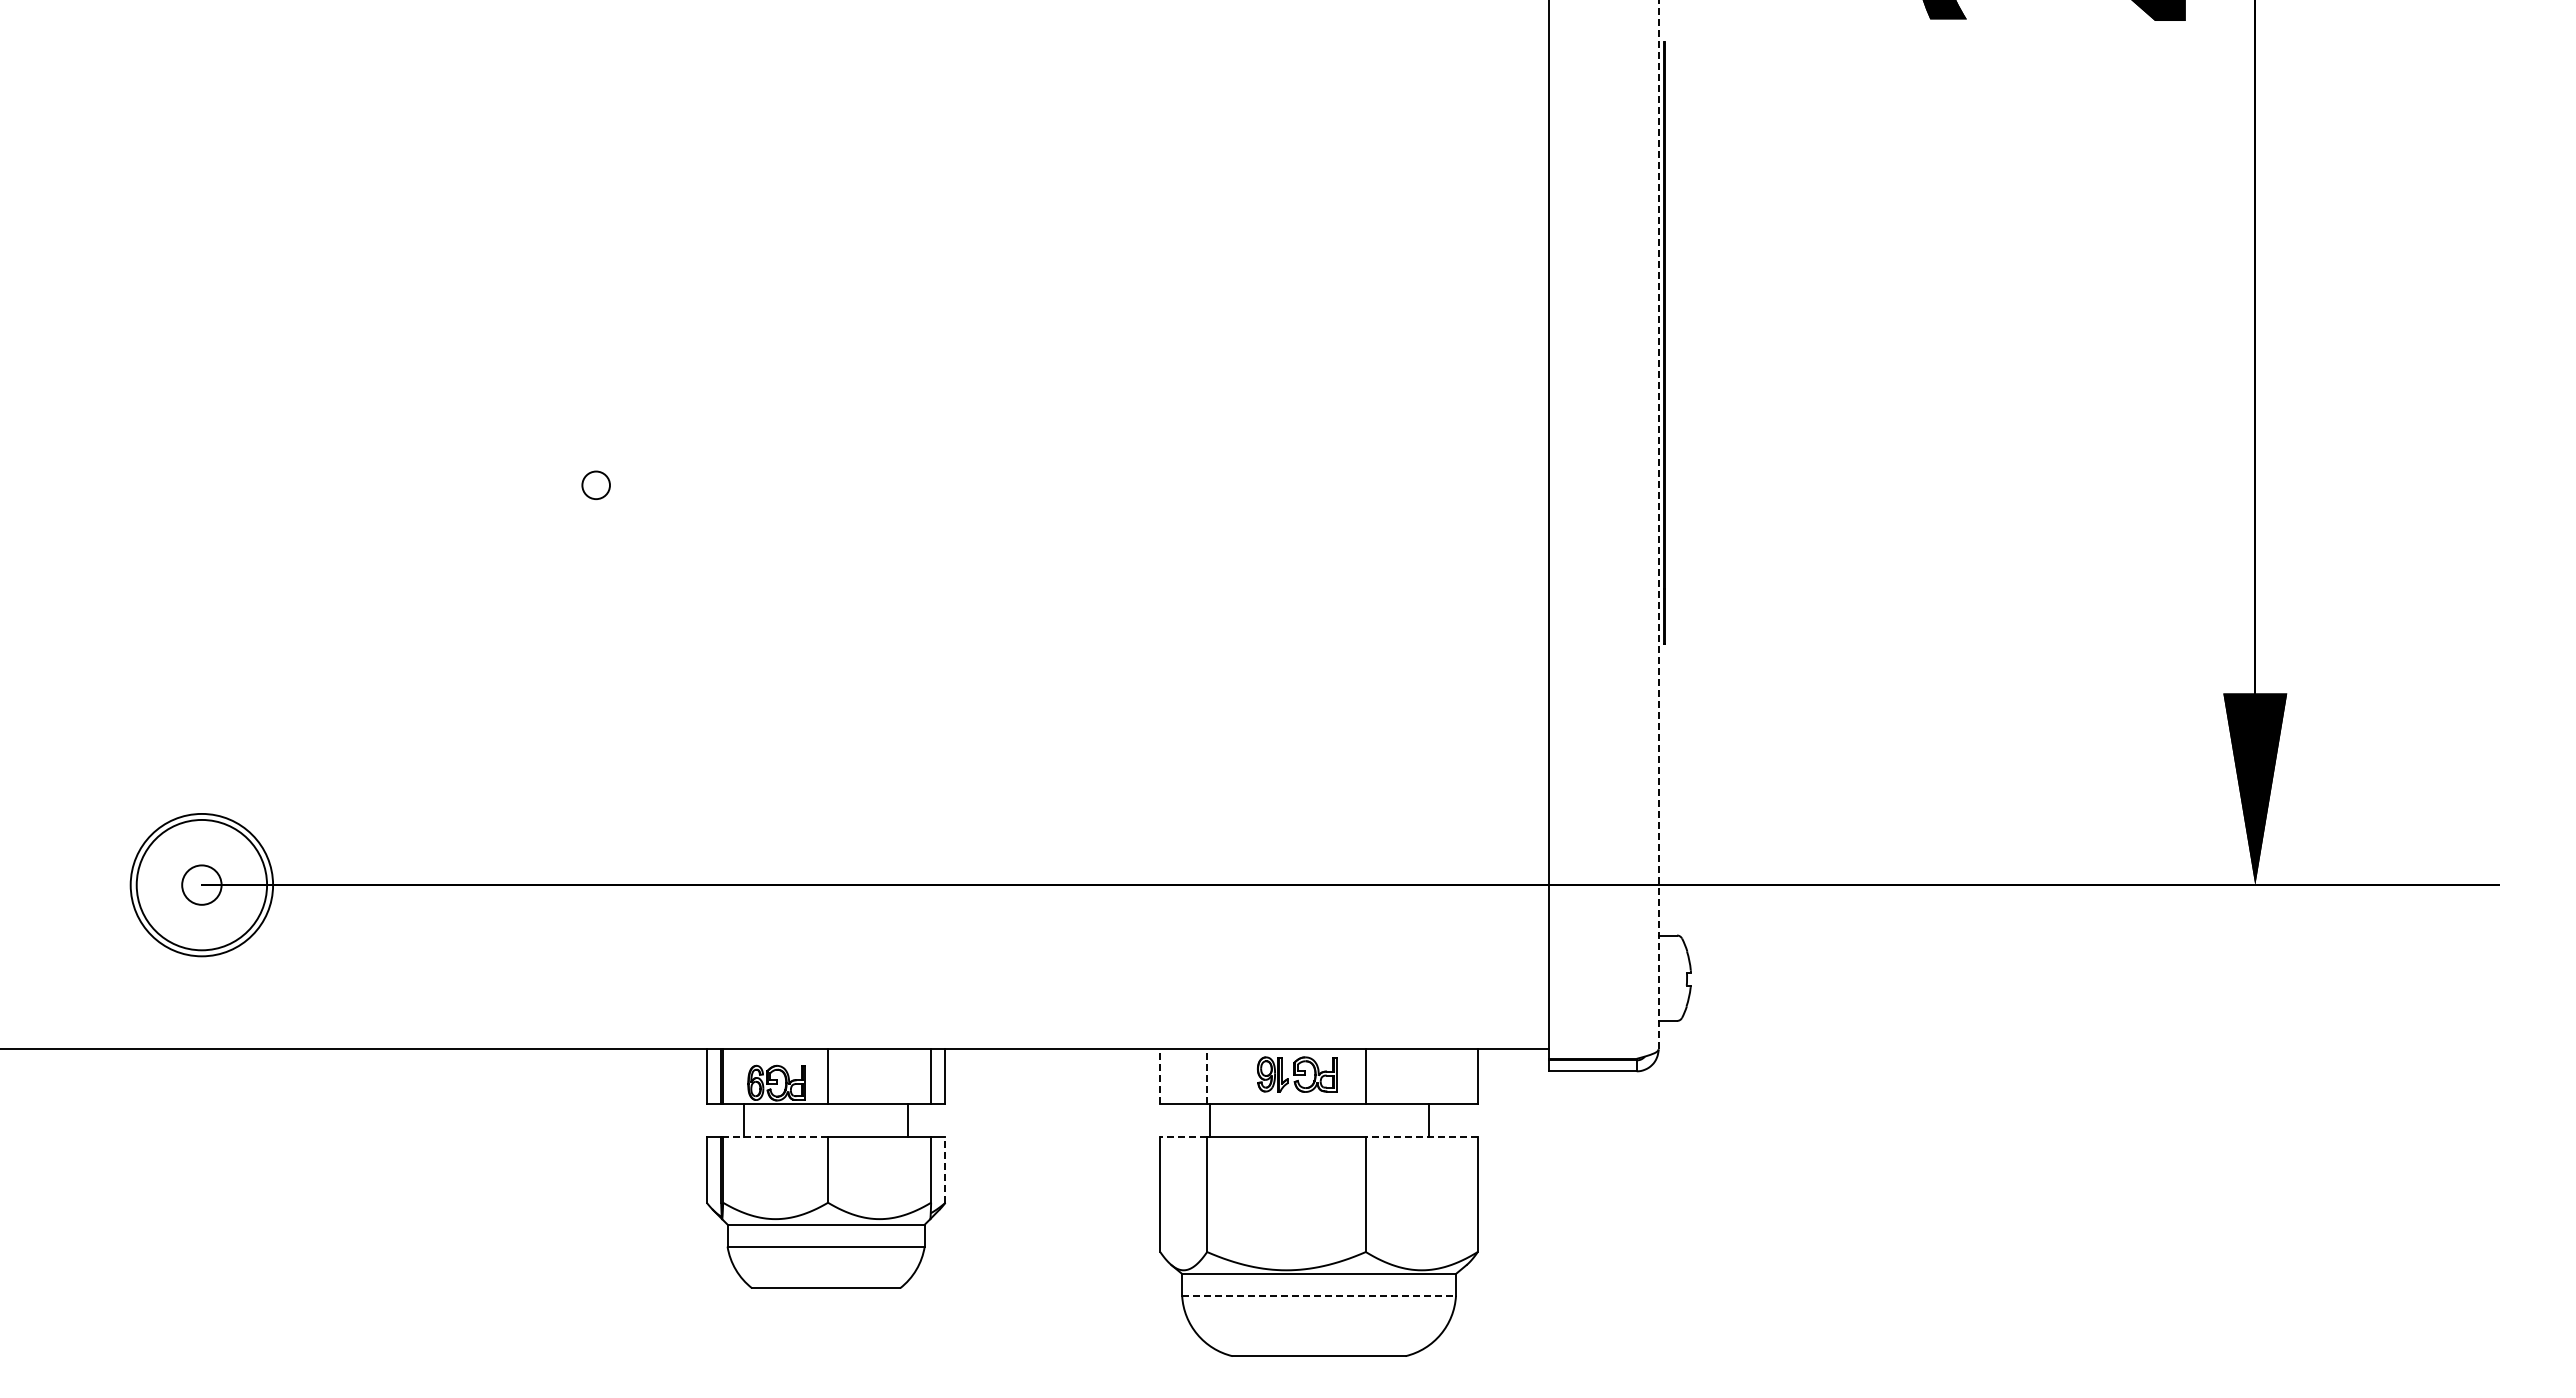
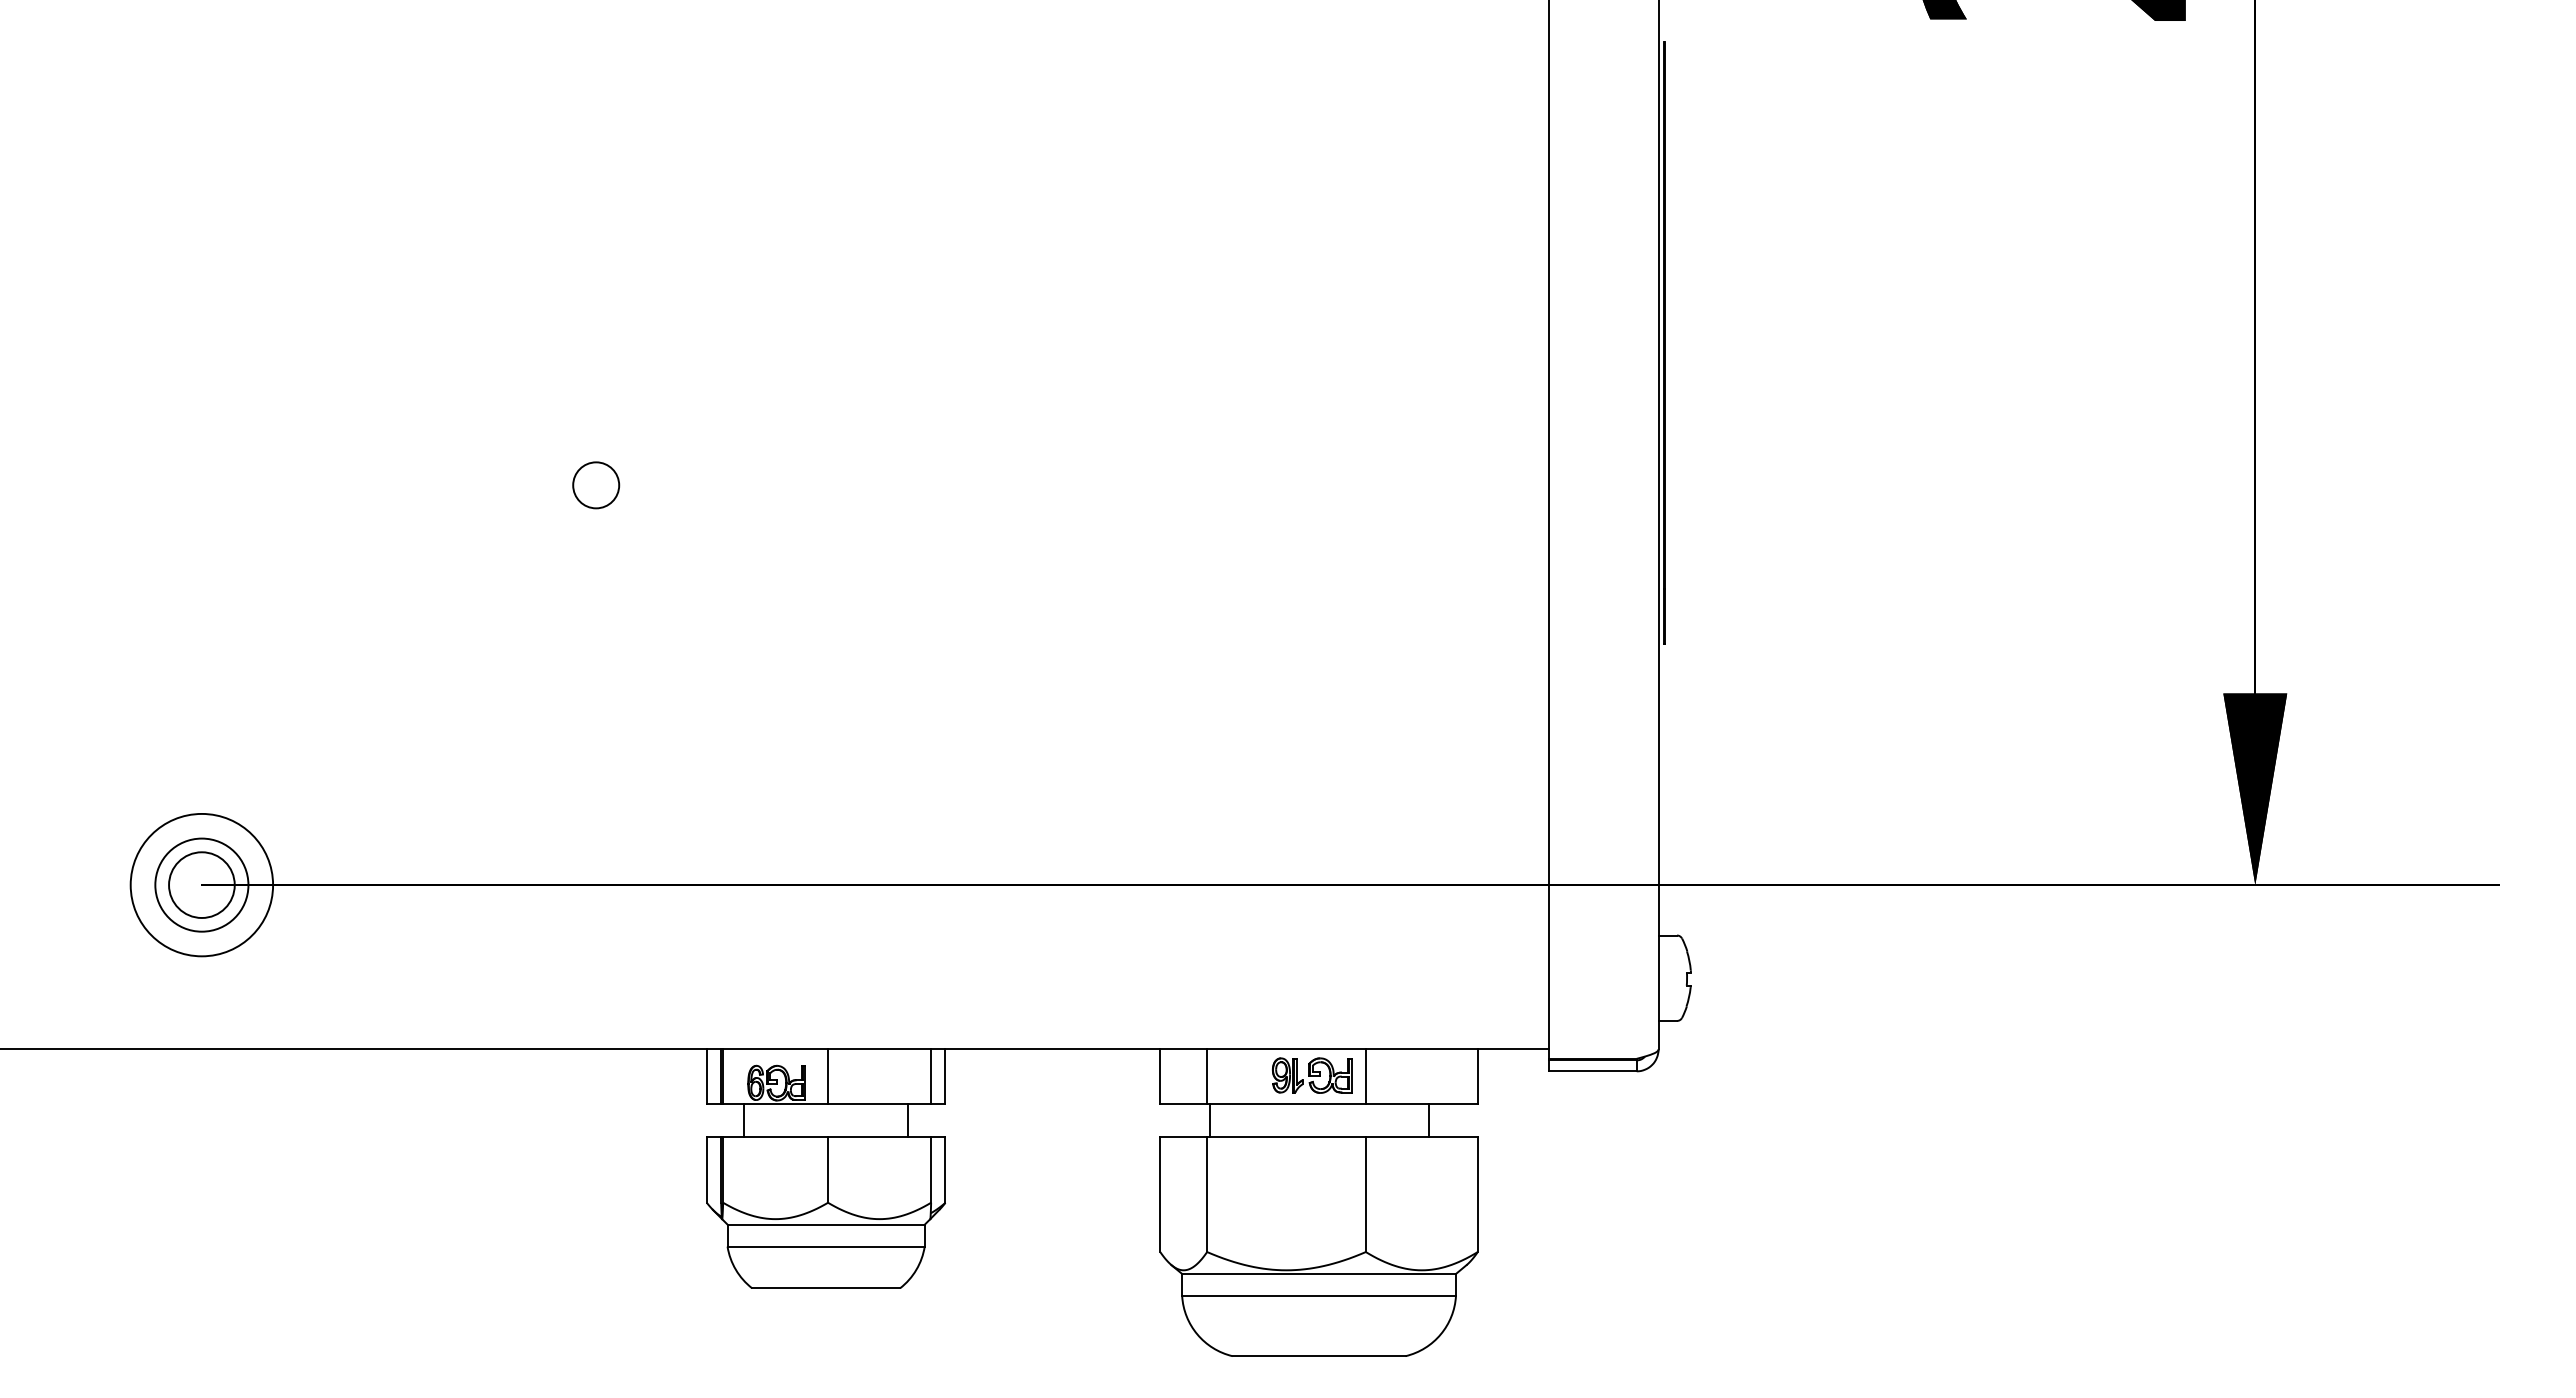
circle diameter: 28 px -> 46 px (596, 485)
line: dashed -> solid (1658, 524)
circle diameter: 130 px -> 93 px (201, 884)
circle diameter: 39 px -> 66 px (201, 884)
part position: (1297, 1074) -> (1312, 1075) (1312, 1075)
line: dashed -> solid (1160, 1076)
line: dashed -> solid (1207, 1076)
line: dashed -> solid (775, 1137)
line: dashed -> solid (1183, 1137)
line: dashed -> solid (1421, 1137)
line: dashed -> solid (945, 1169)
line: dashed -> solid (1319, 1295)
